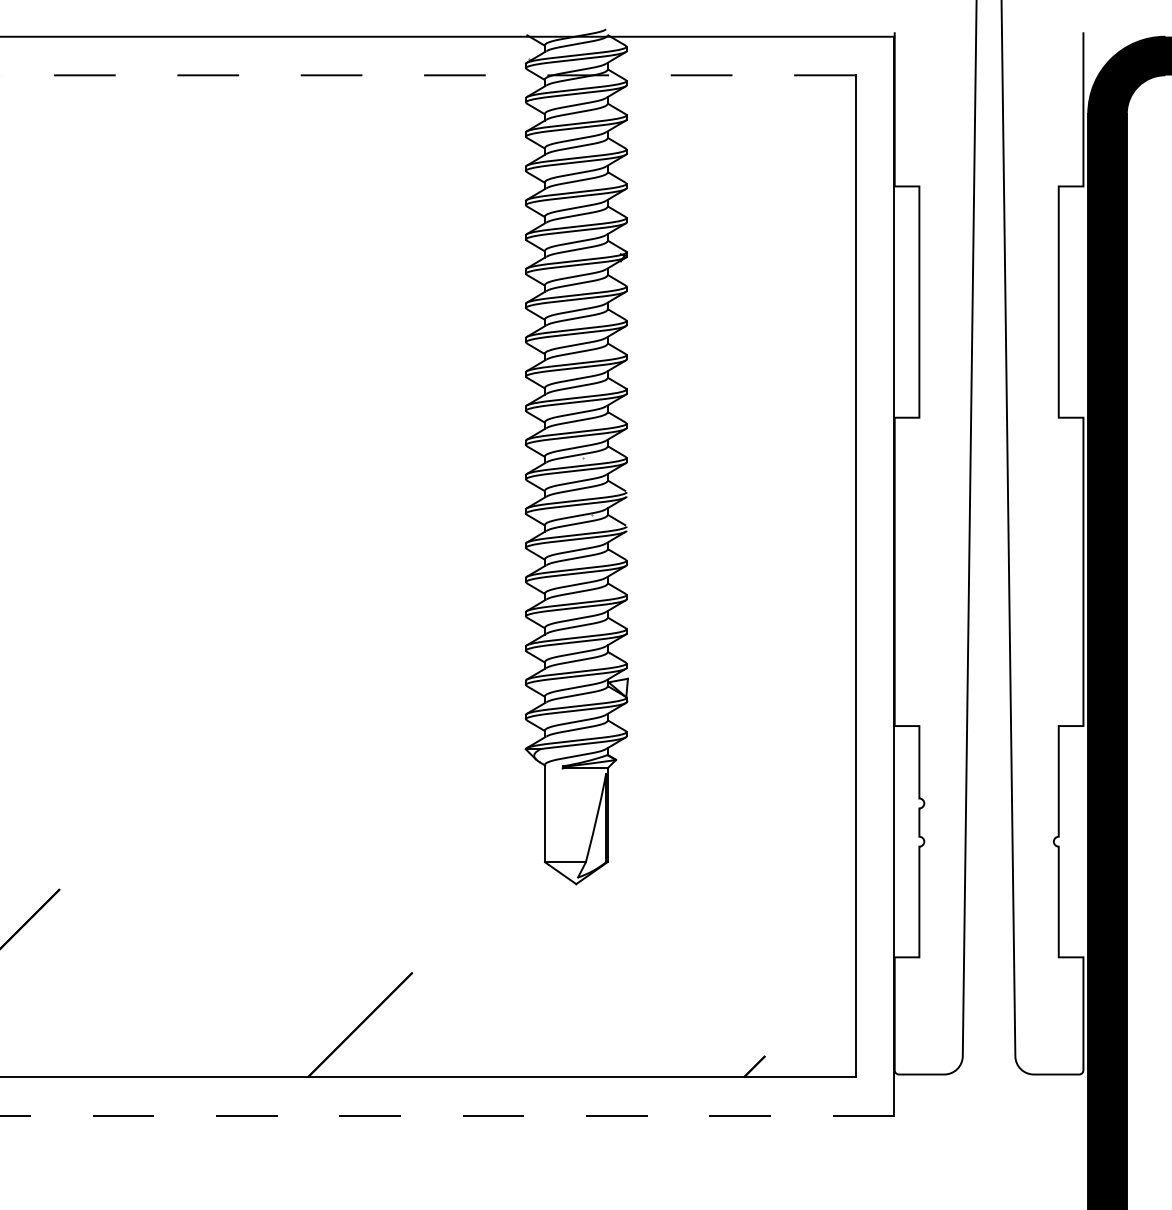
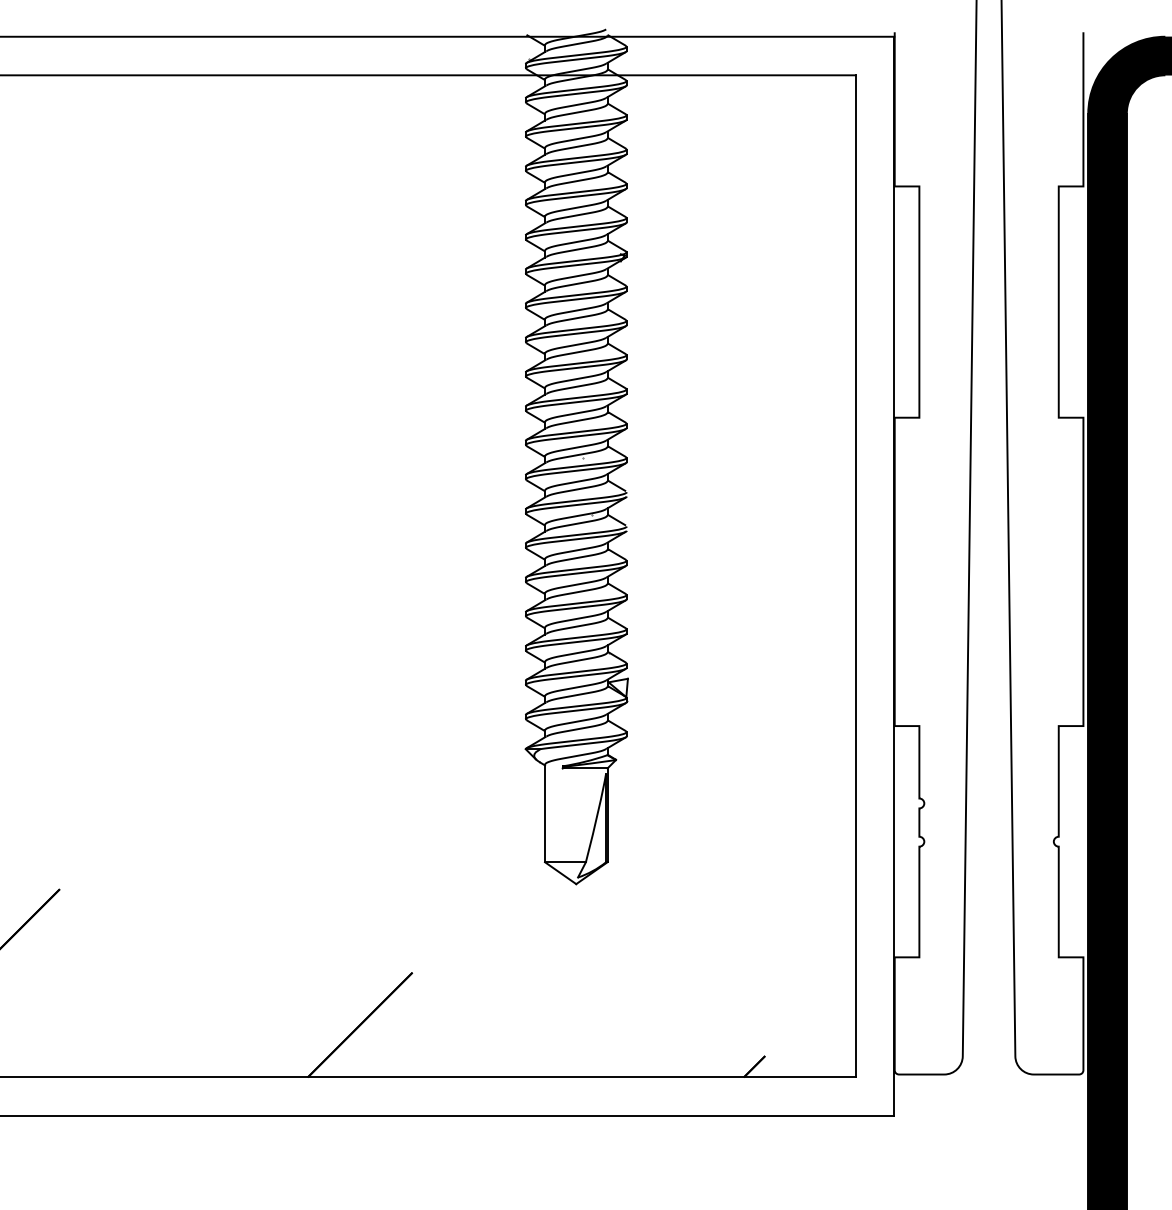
line: dashed -> solid (427, 75)
line: dashed -> solid (447, 1116)
